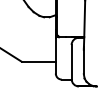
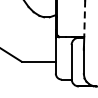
line: solid -> dashed (84, 19)
